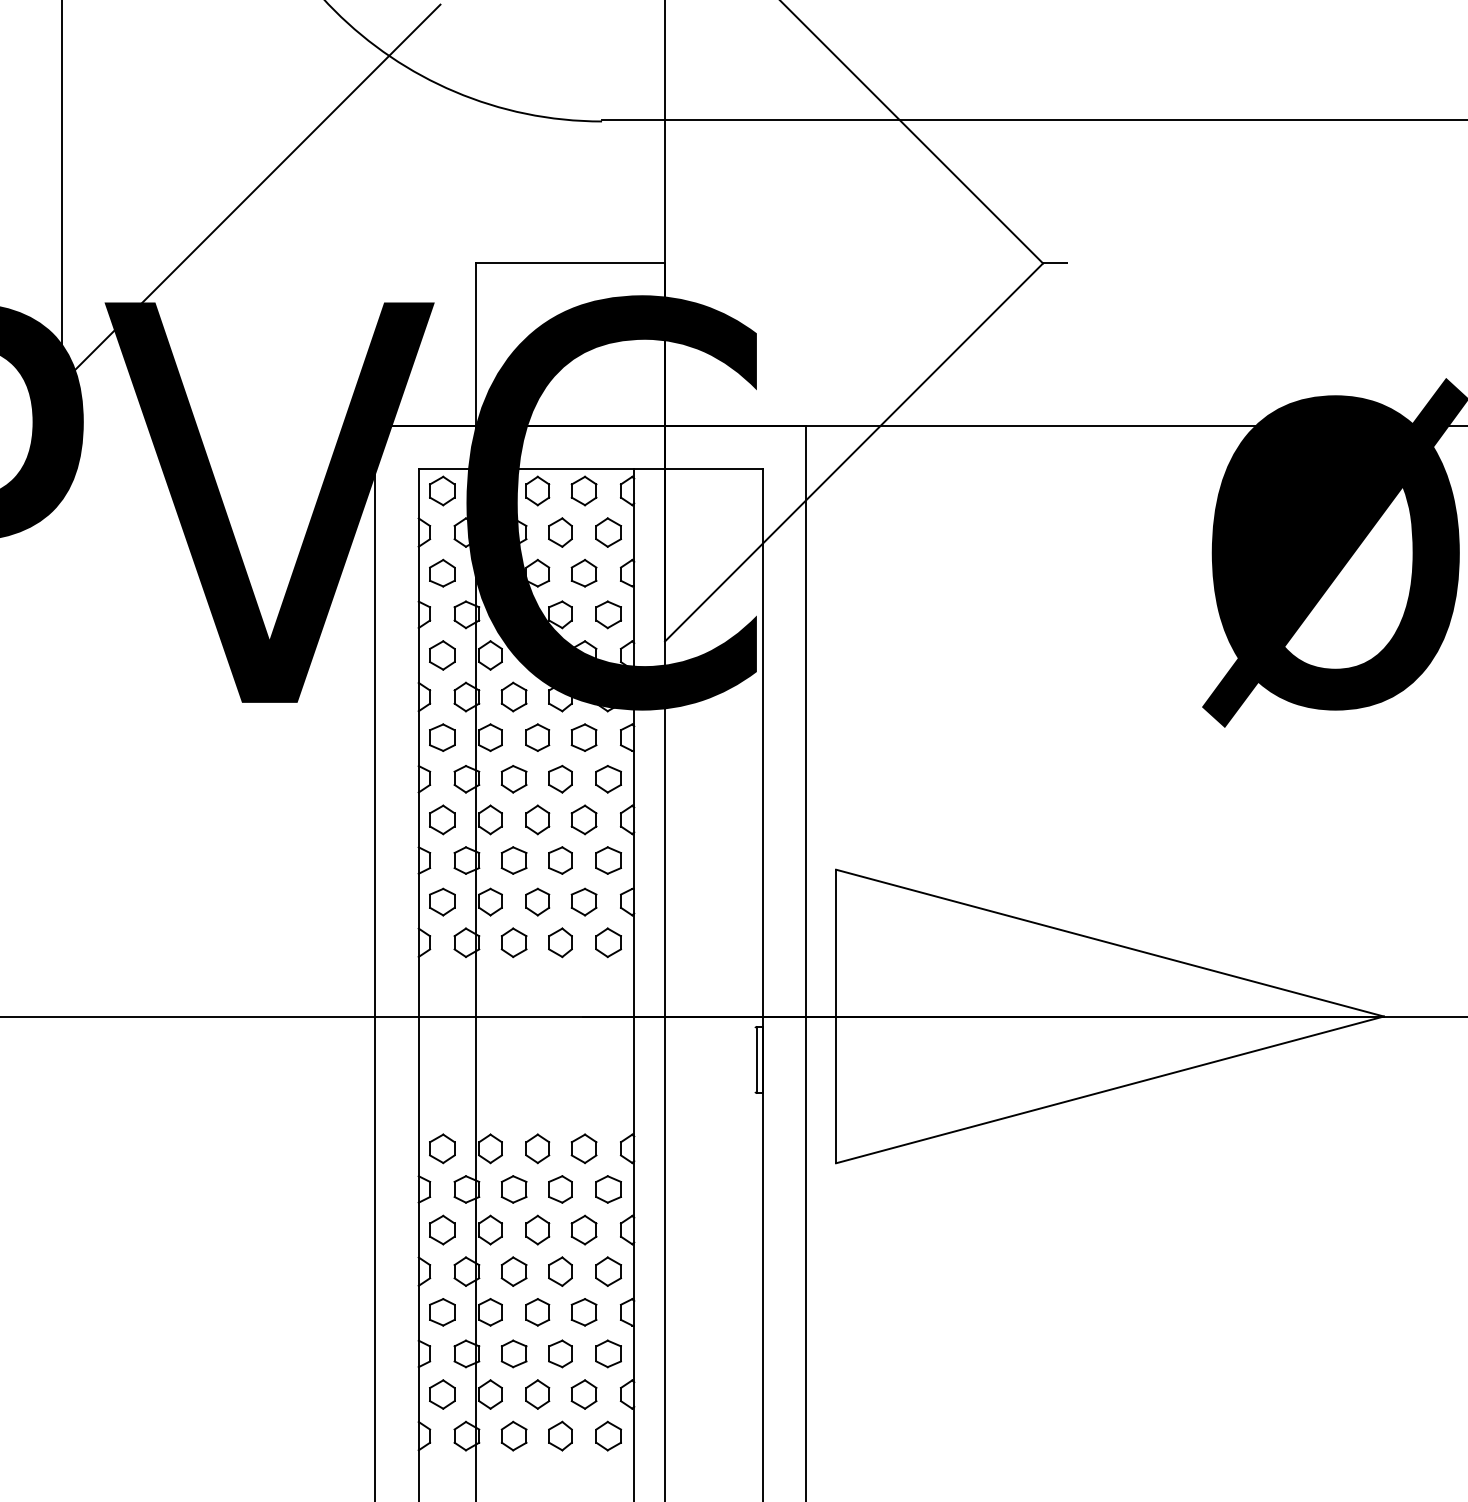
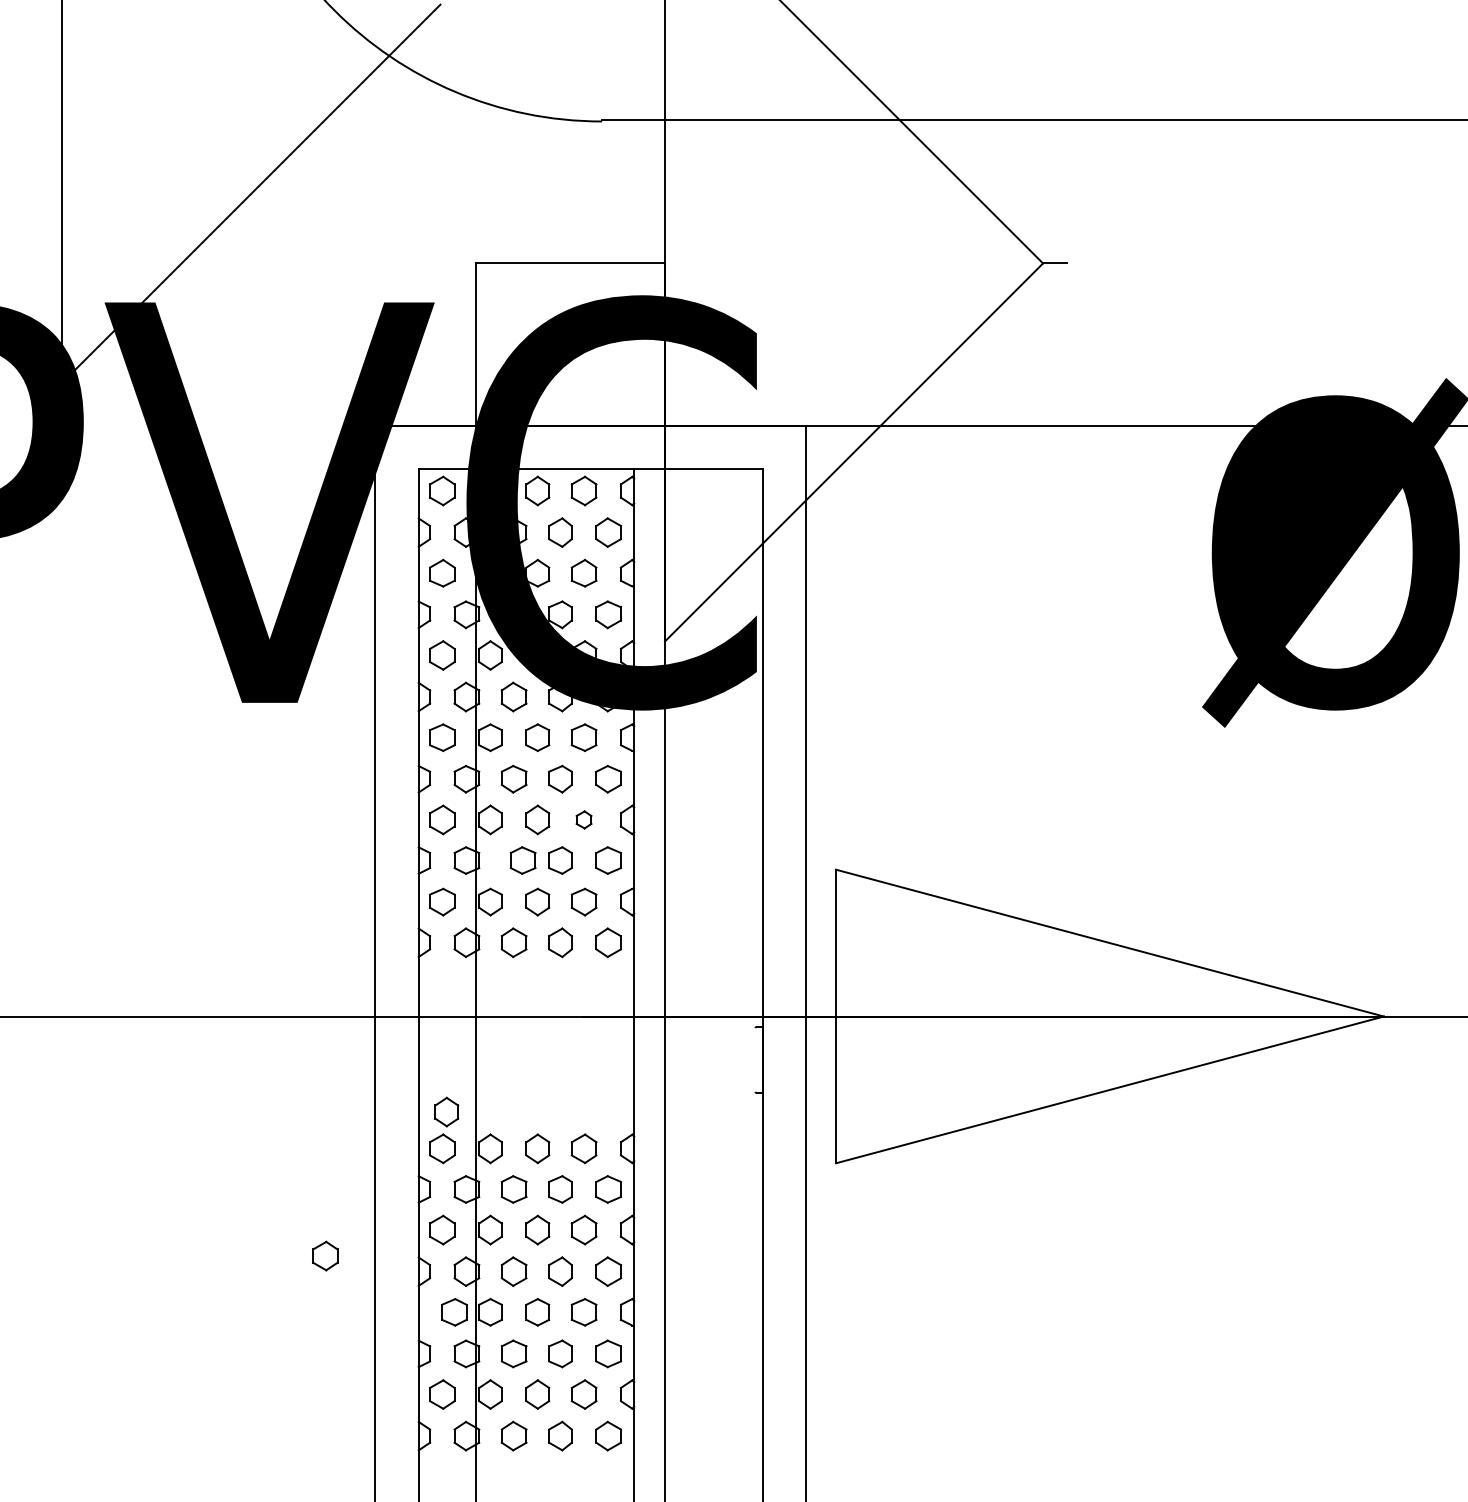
part size: 28x32 px -> 18x20 px (583, 819)
part position: (513, 860) -> (522, 860) (522, 860)
line: present -> none (757, 1059)
part: none -> present (446, 1111)
part: none -> present (325, 1255)
part position: (442, 1312) -> (454, 1312) (454, 1312)
